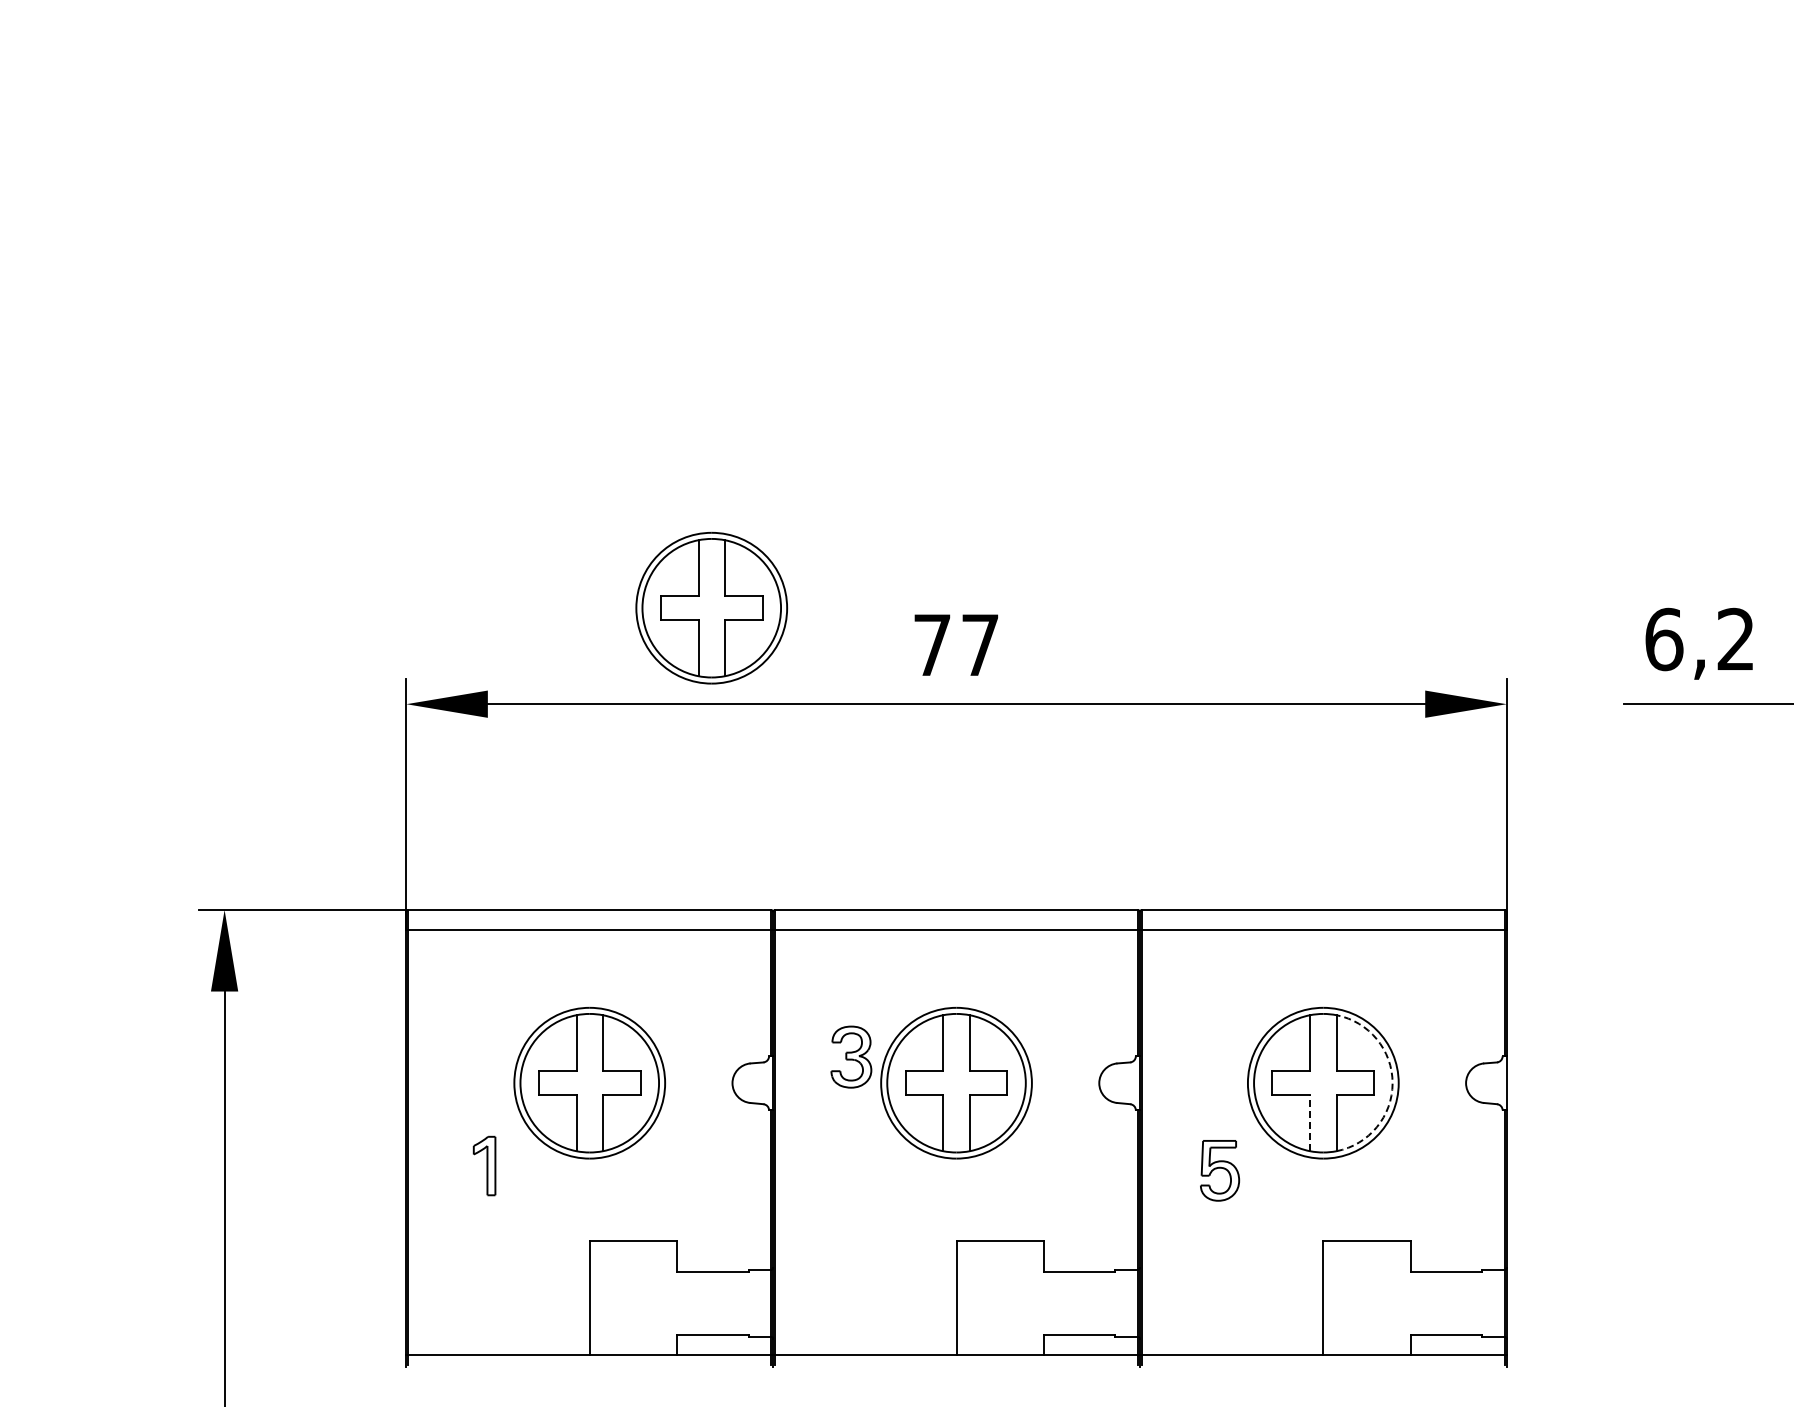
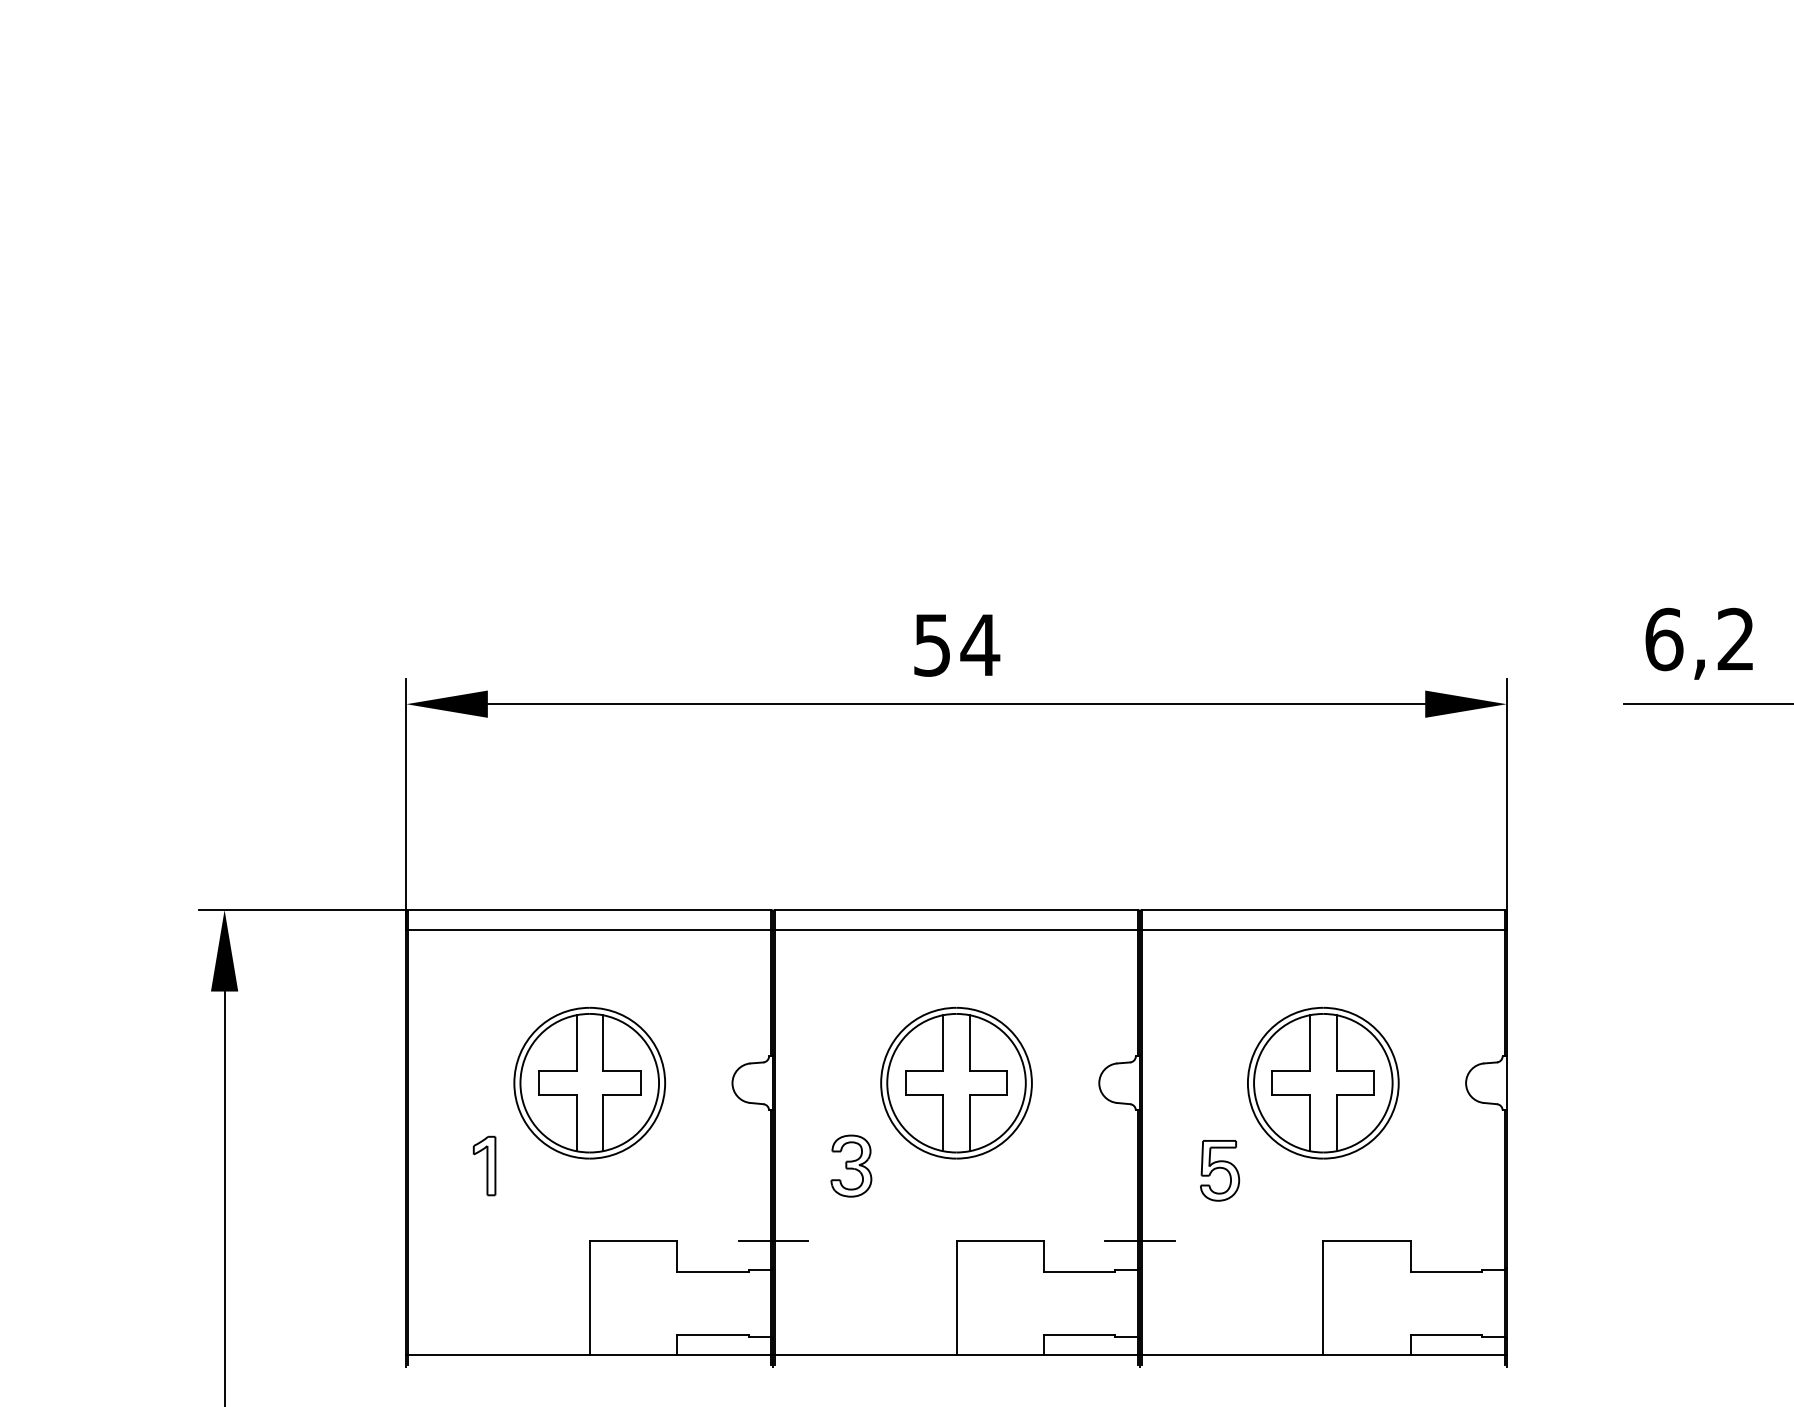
part: present -> none (711, 607)
text: 77 -> 54 (957, 645)
part position: (851, 1056) -> (851, 1165) (851, 1165)
arc: dashed -> solid (1392, 1083)
line: dashed -> solid (1310, 1123)
line: none -> present (772, 1241)
line: none -> present (1139, 1241)
